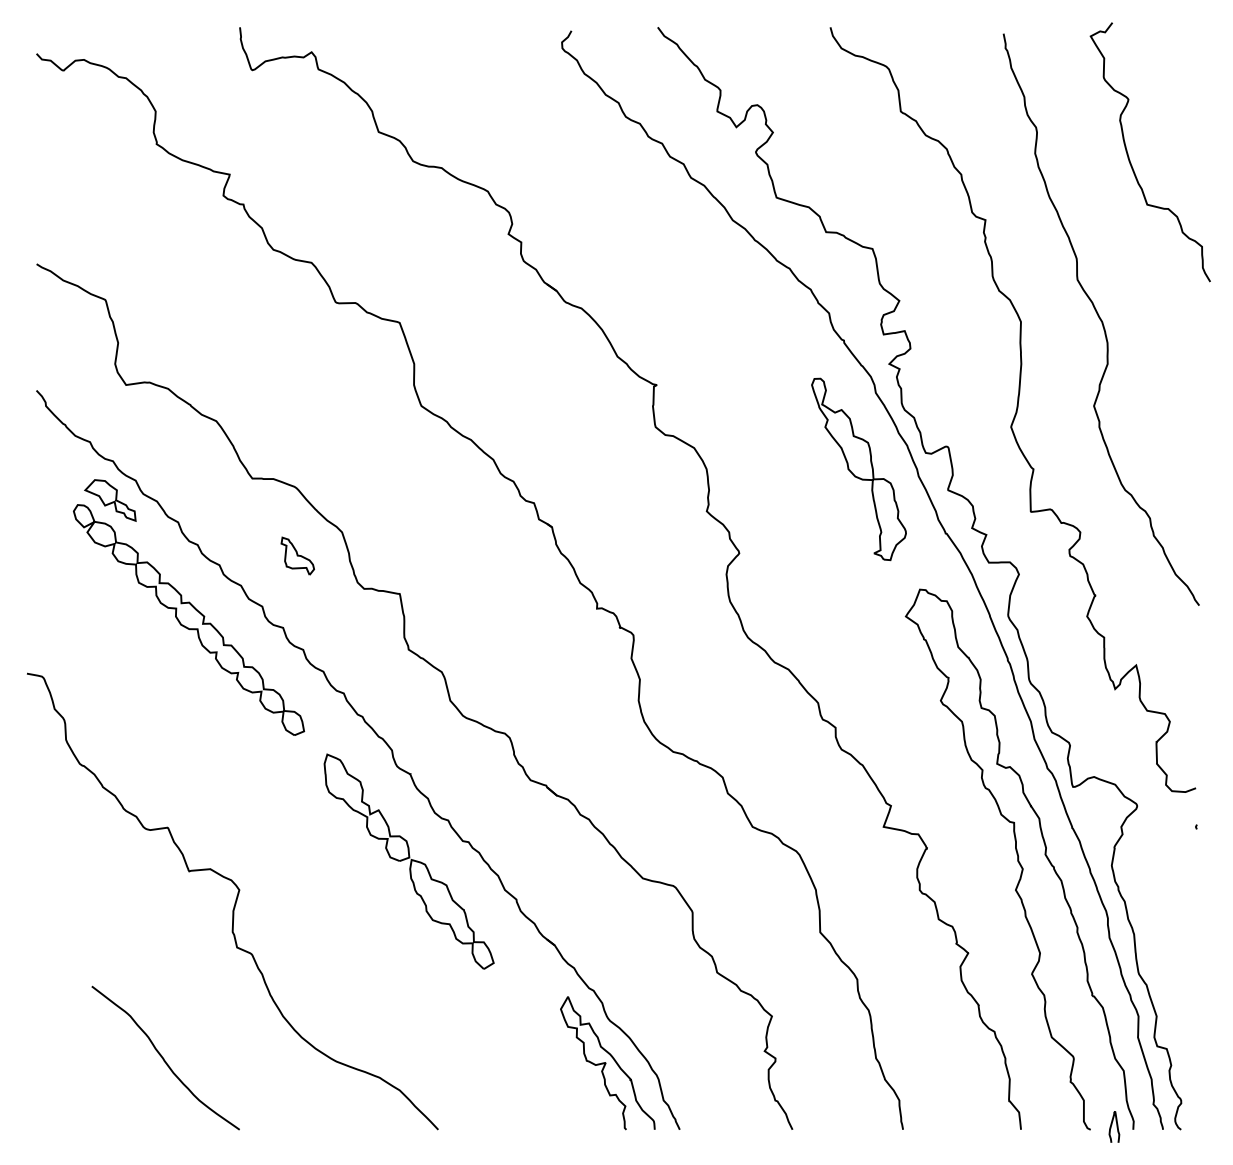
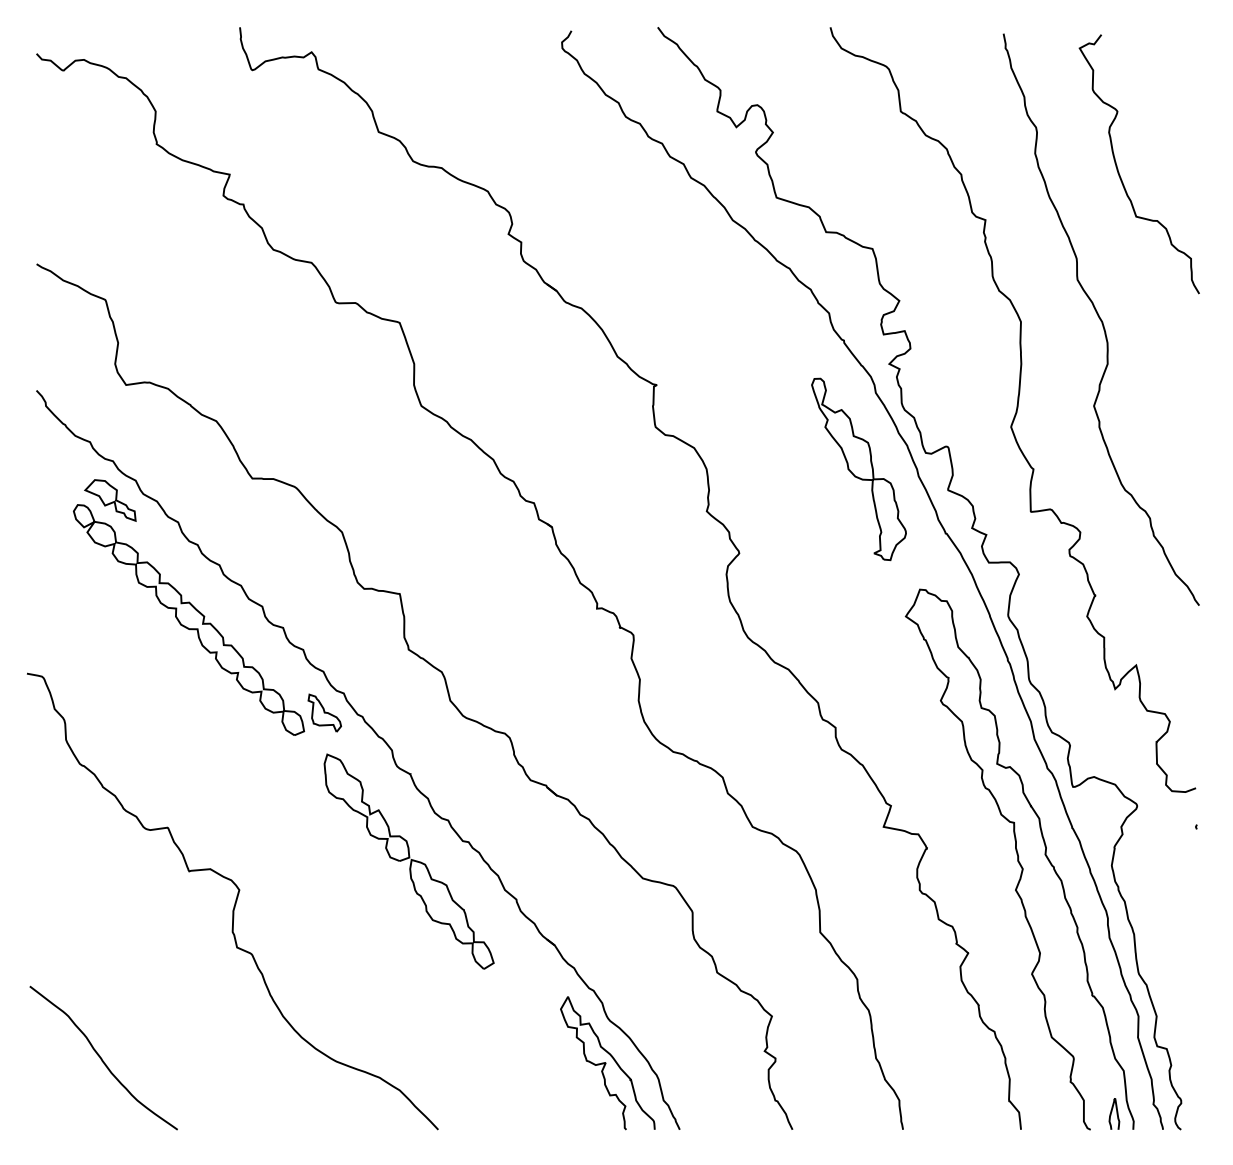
curve position: (1129, 156) -> (1118, 168) (1118, 168)
part position: (297, 555) -> (324, 712) (324, 712)
curve position: (164, 1058) -> (102, 1058) (102, 1058)
curve position: (1116, 1126) -> (1116, 1113) (1116, 1113)
